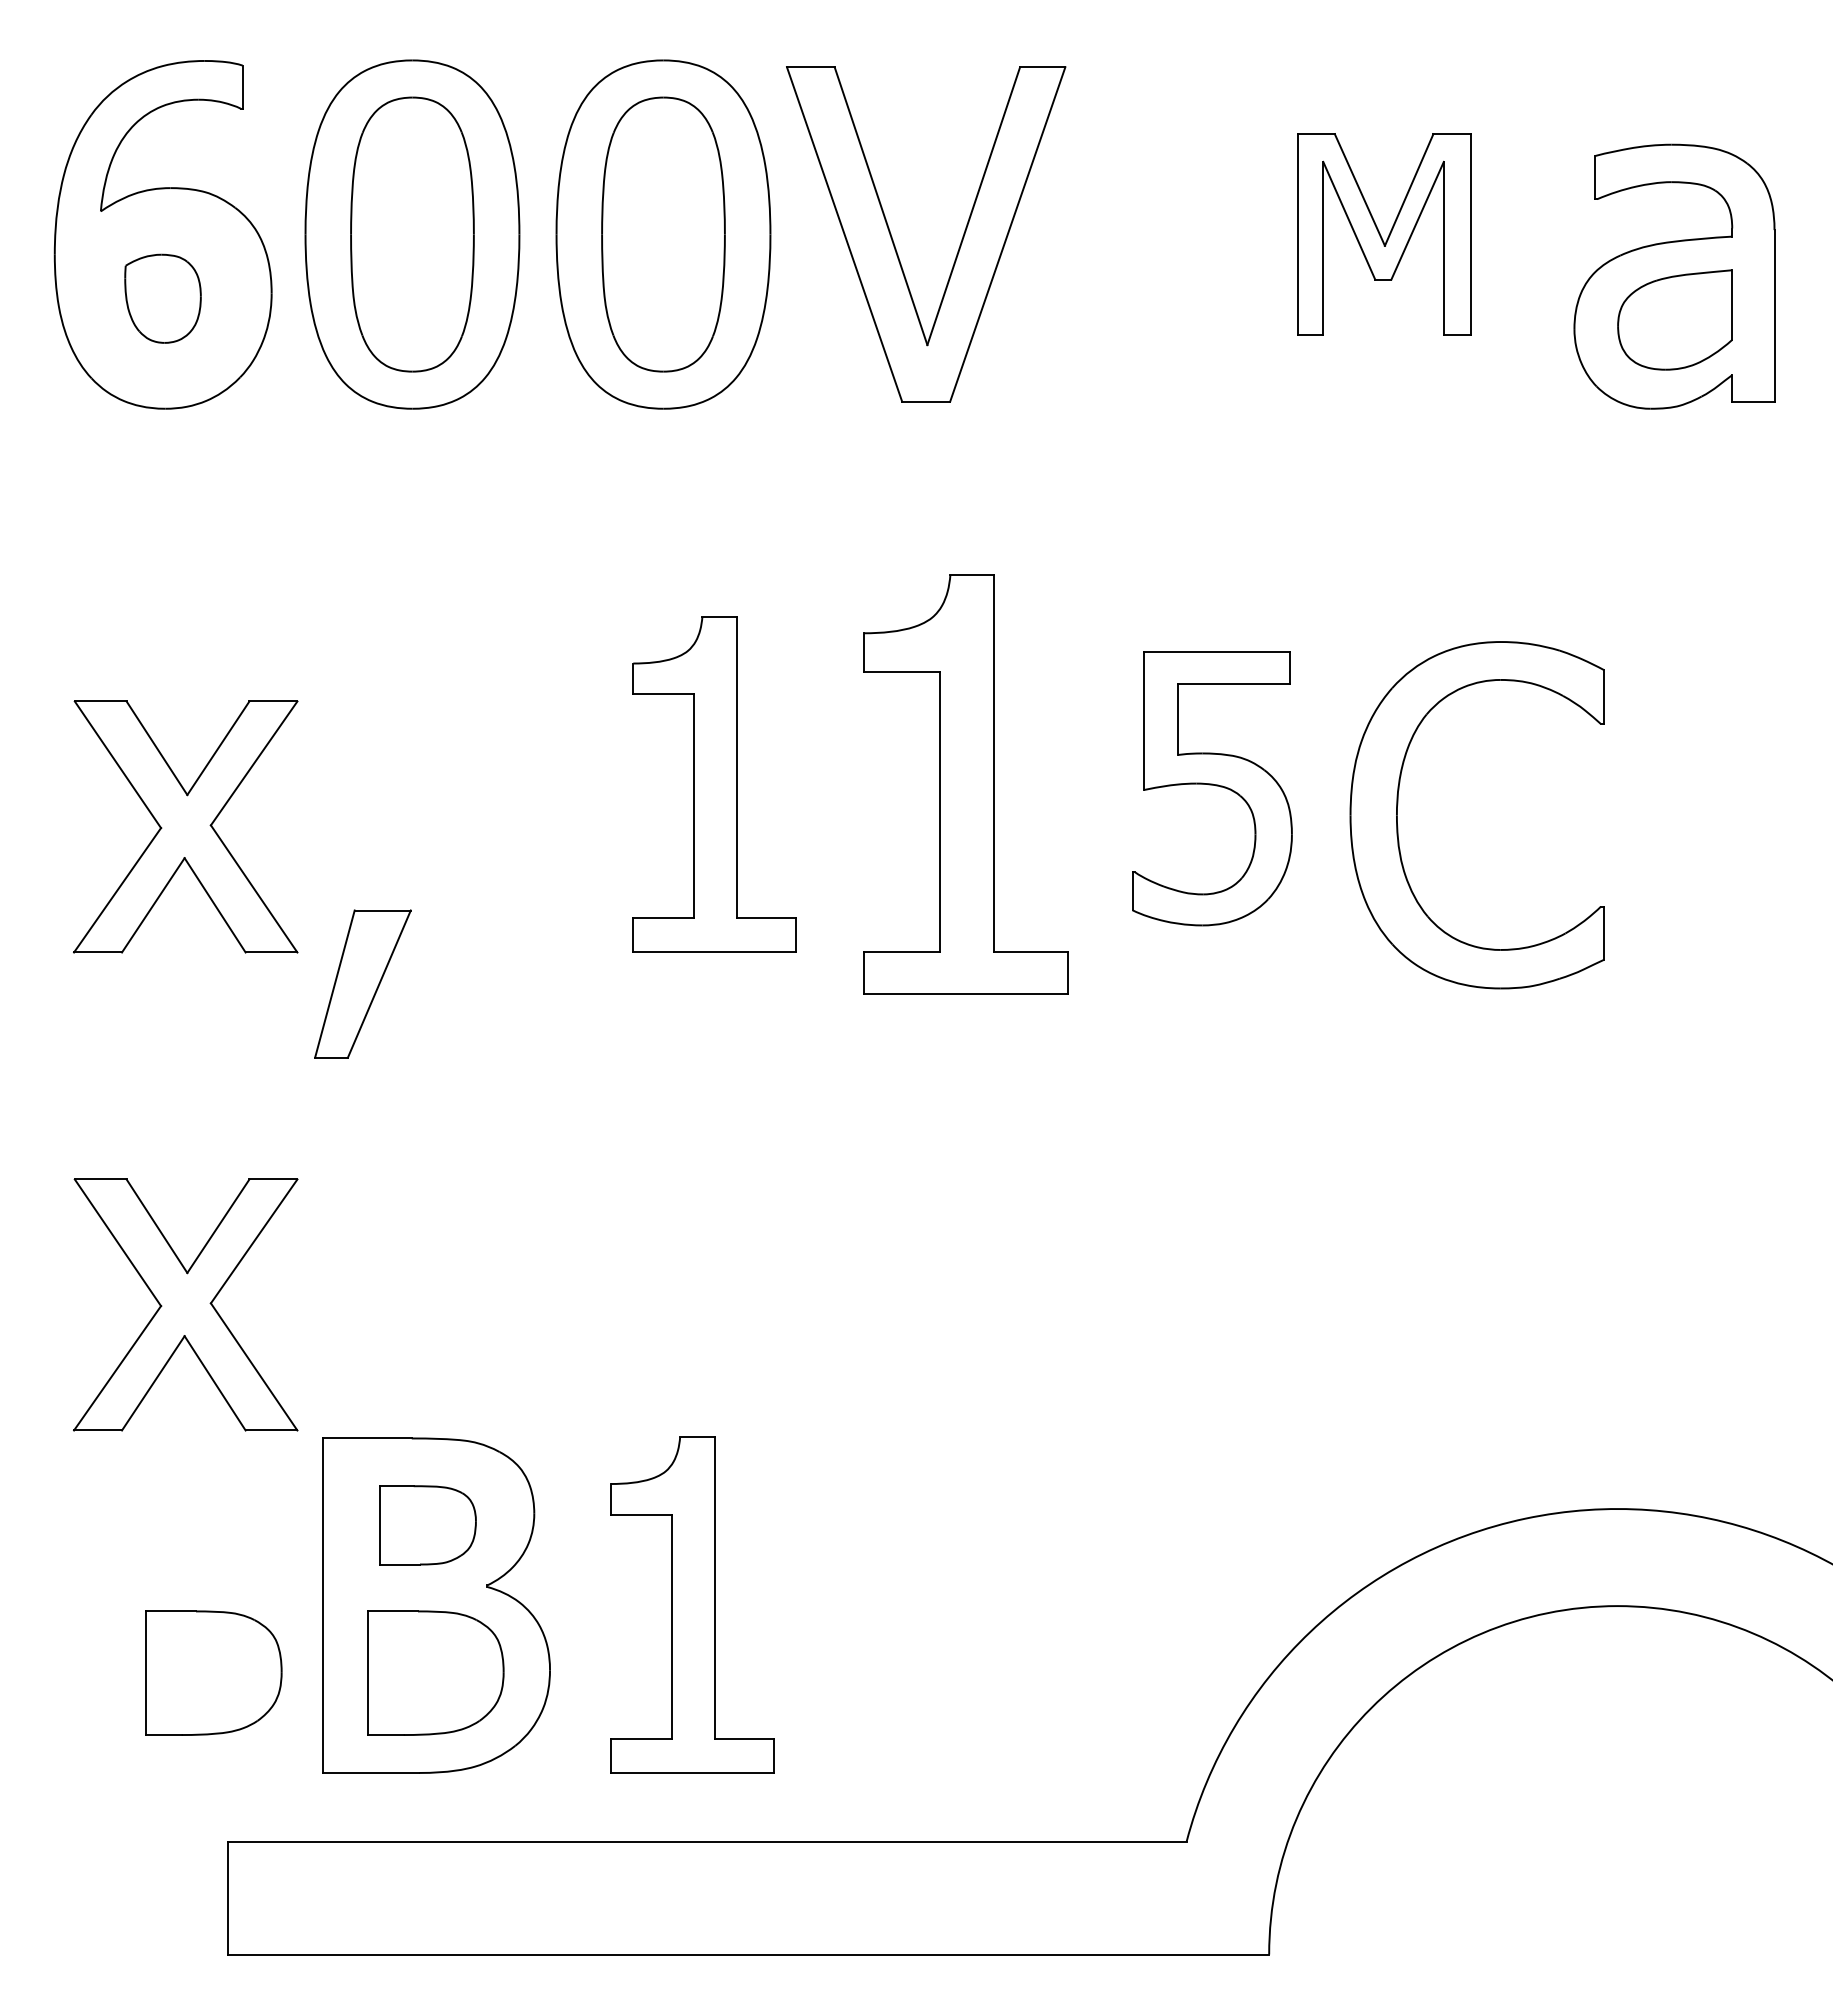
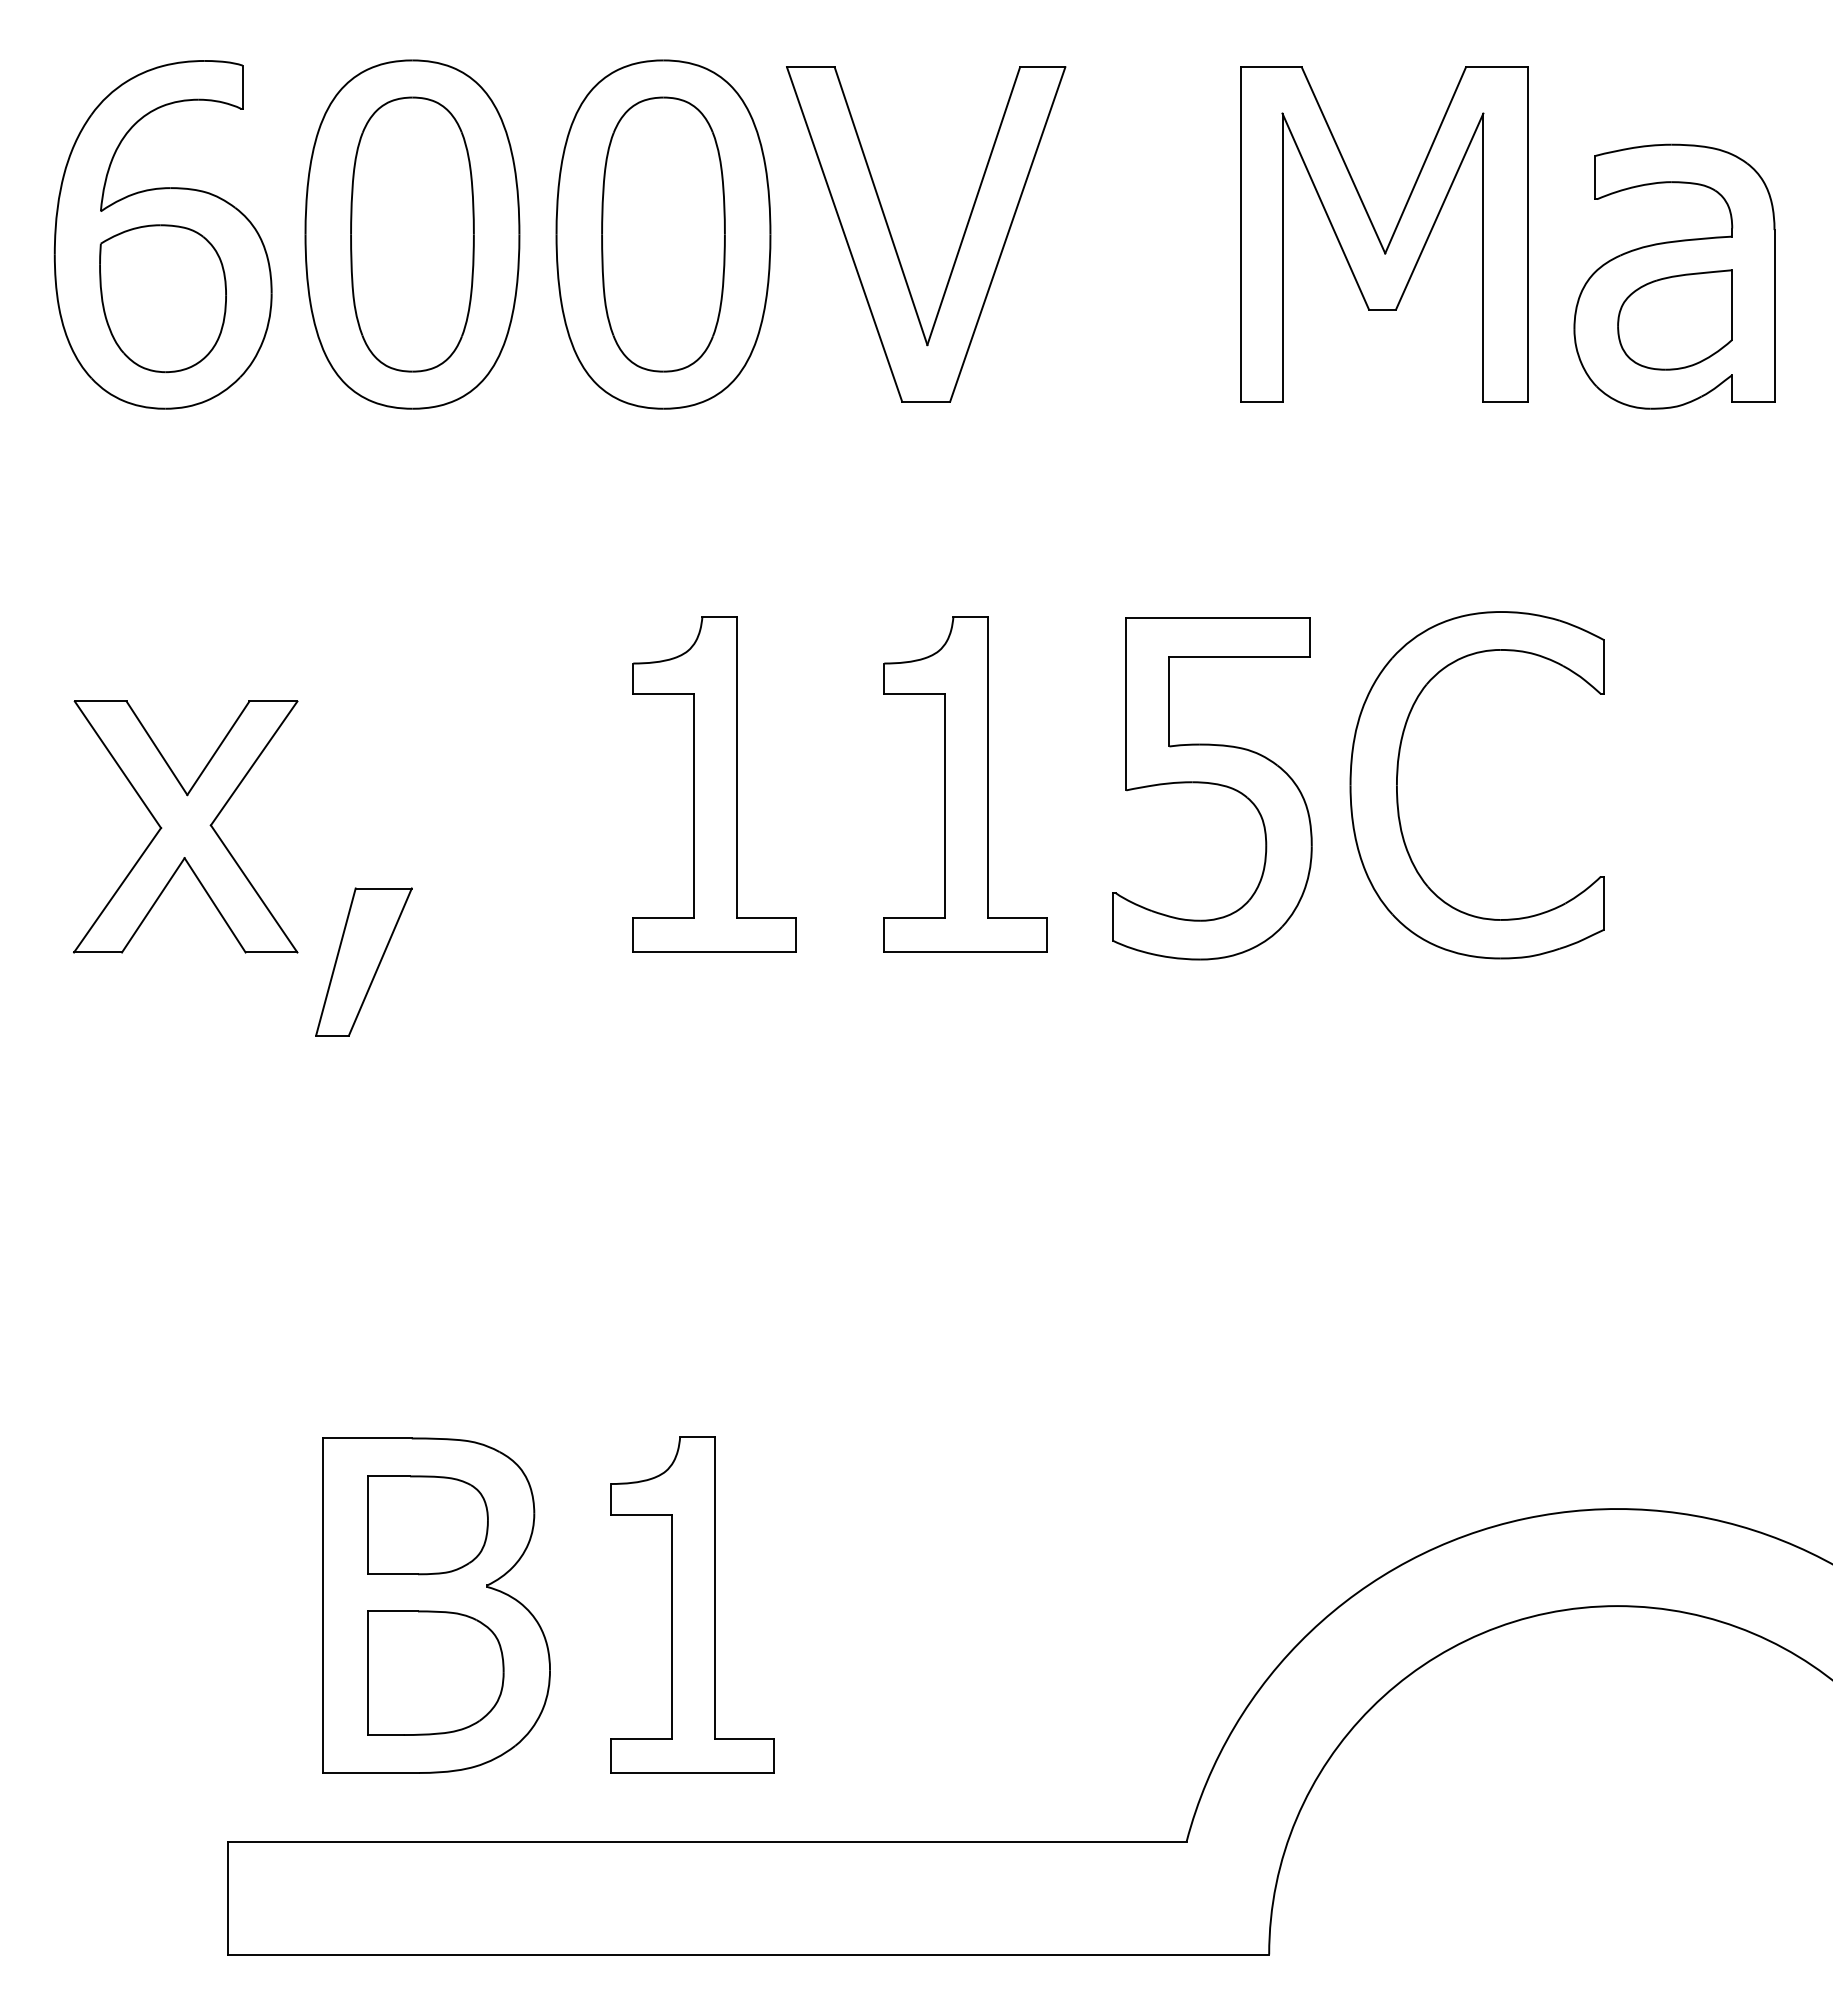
part size: 175x203 px -> 289x337 px (1384, 234)
part size: 78x91 px -> 128x150 px (162, 298)
part size: 206x421 px -> 165x337 px (965, 784)
part size: 161x276 px -> 201x344 px (1212, 788)
part position: (1398, 804) -> (1398, 774) (1398, 774)
part position: (362, 983) -> (363, 961) (363, 961)
part: present -> none (185, 1304)
part size: 98x81 px -> 122x101 px (427, 1525)
part: present -> none (213, 1672)
